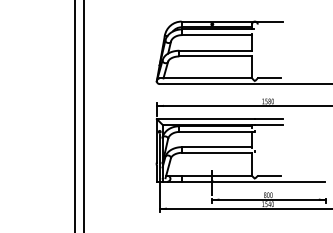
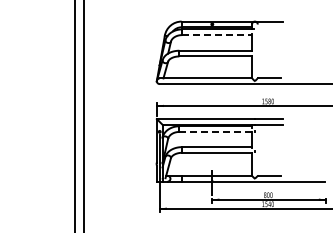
line: solid -> dashed (217, 35)
line: solid -> dashed (216, 131)
